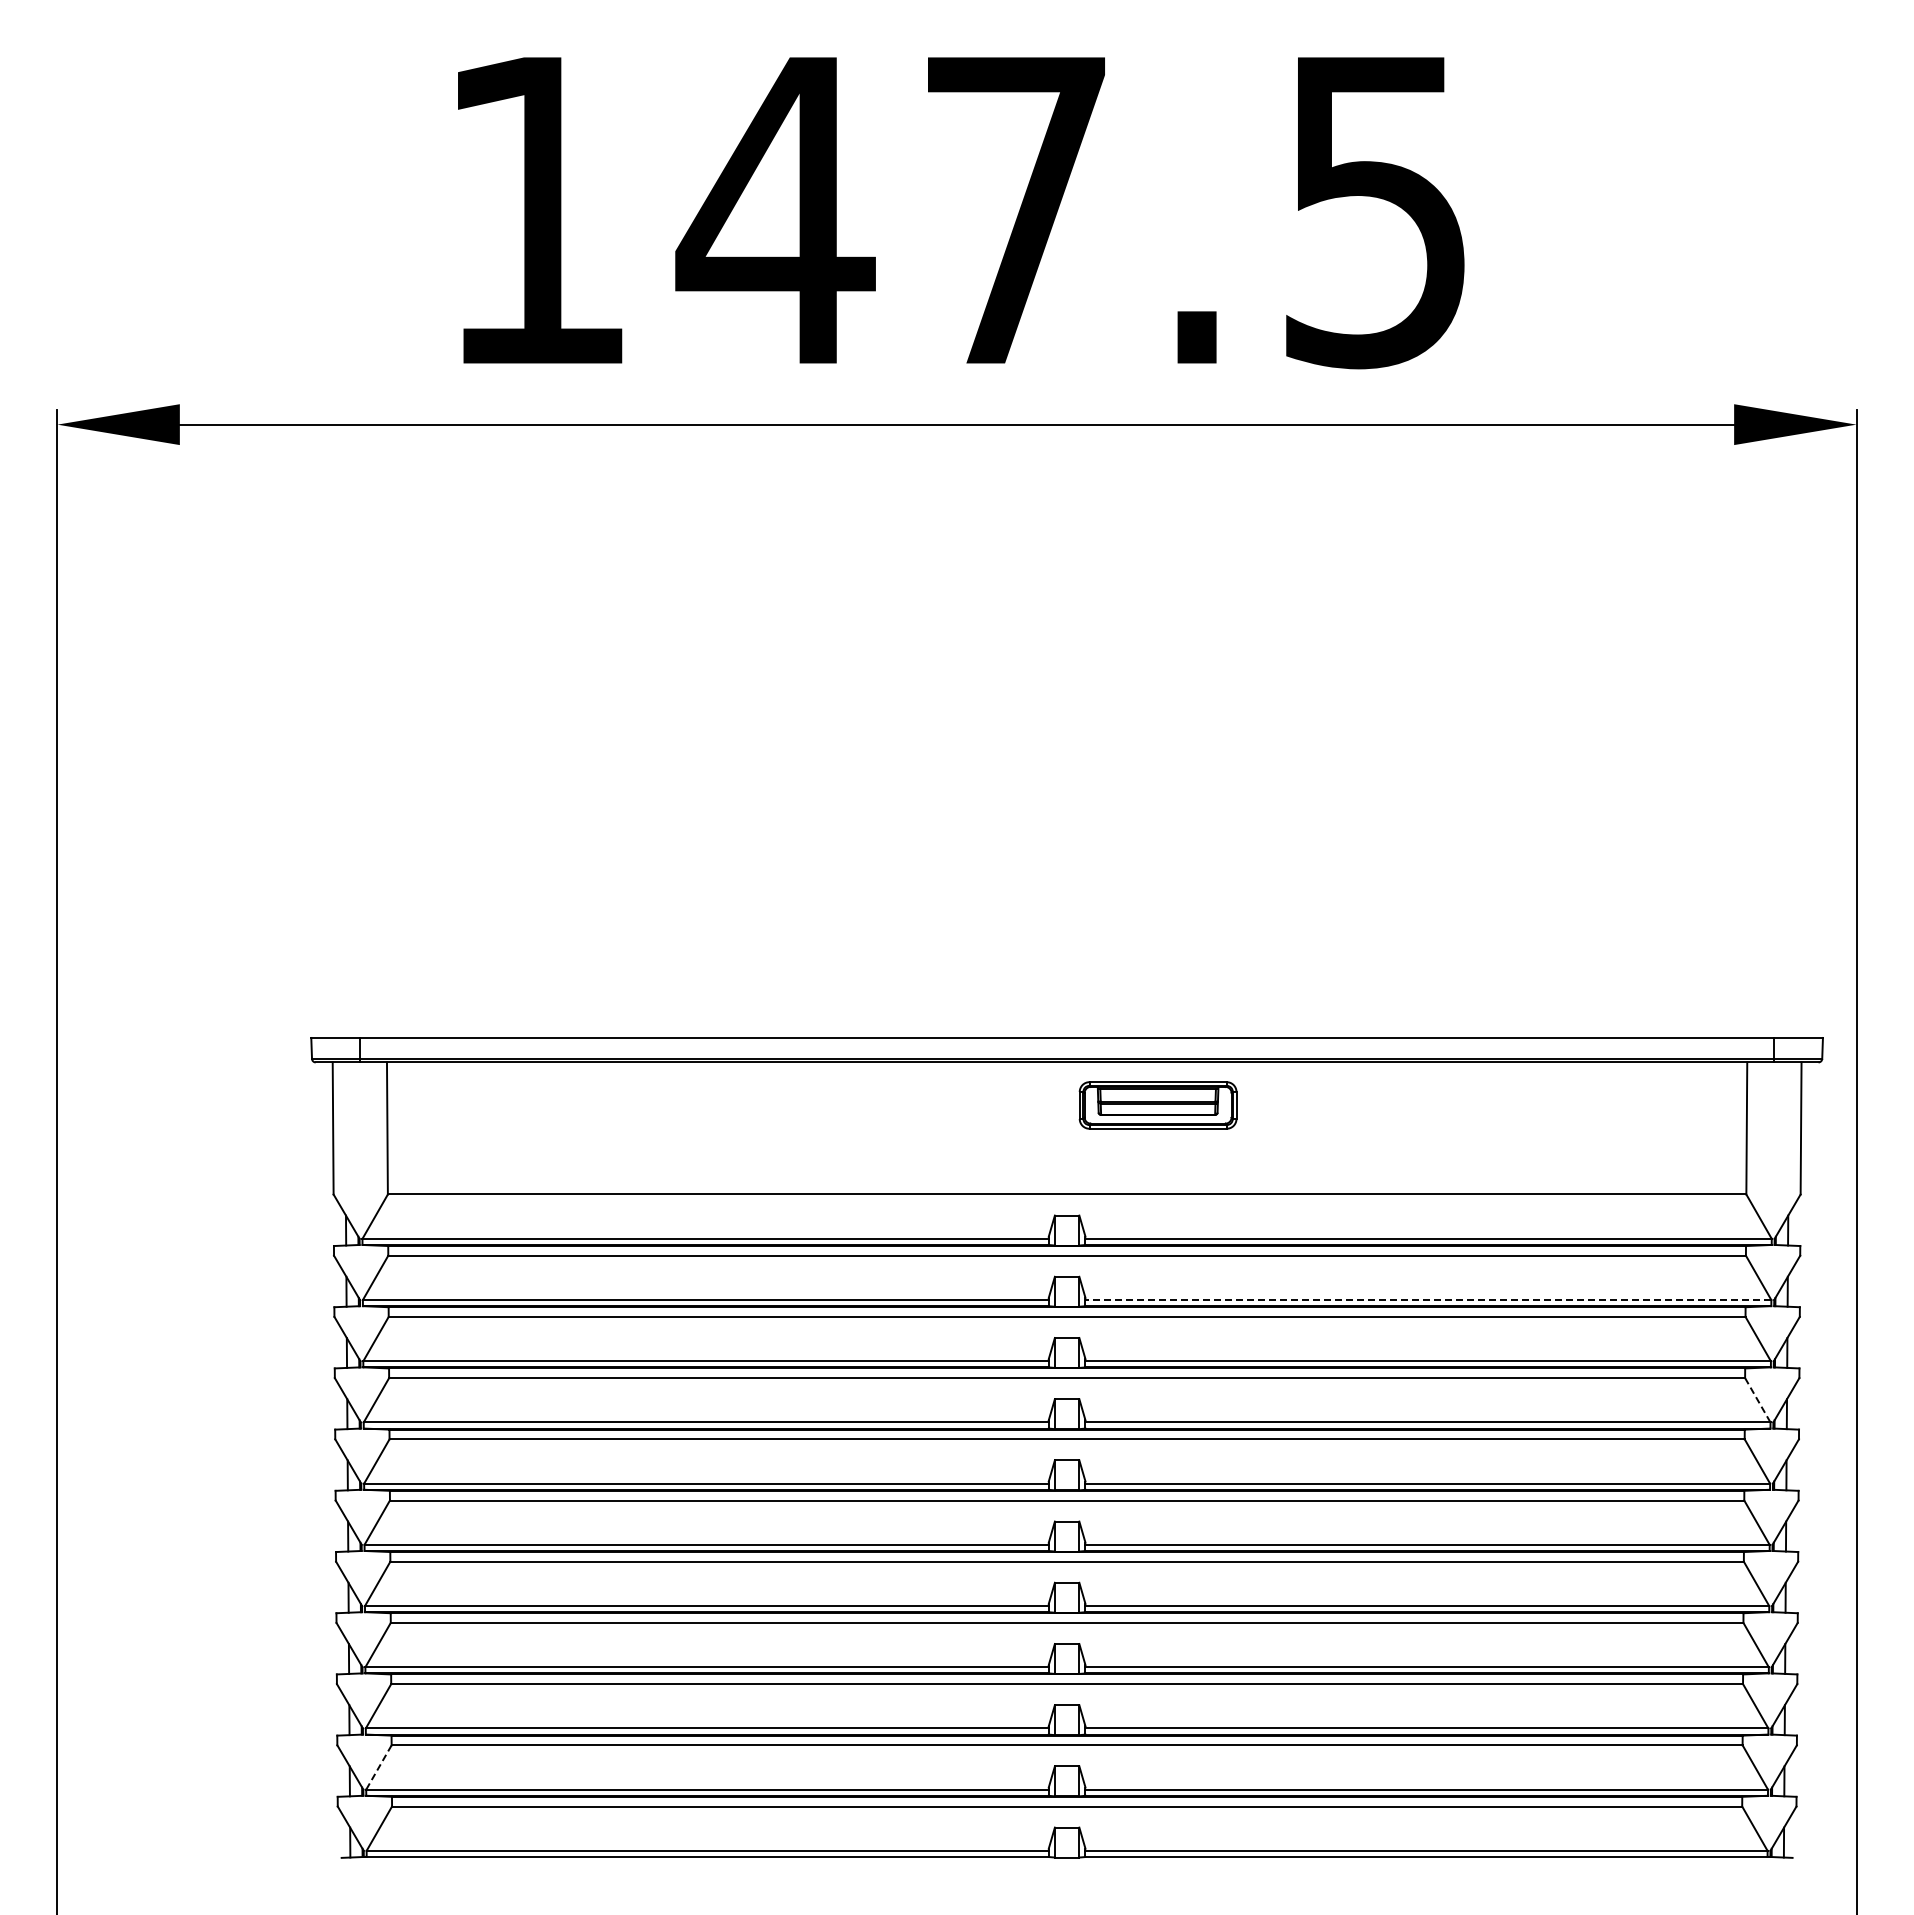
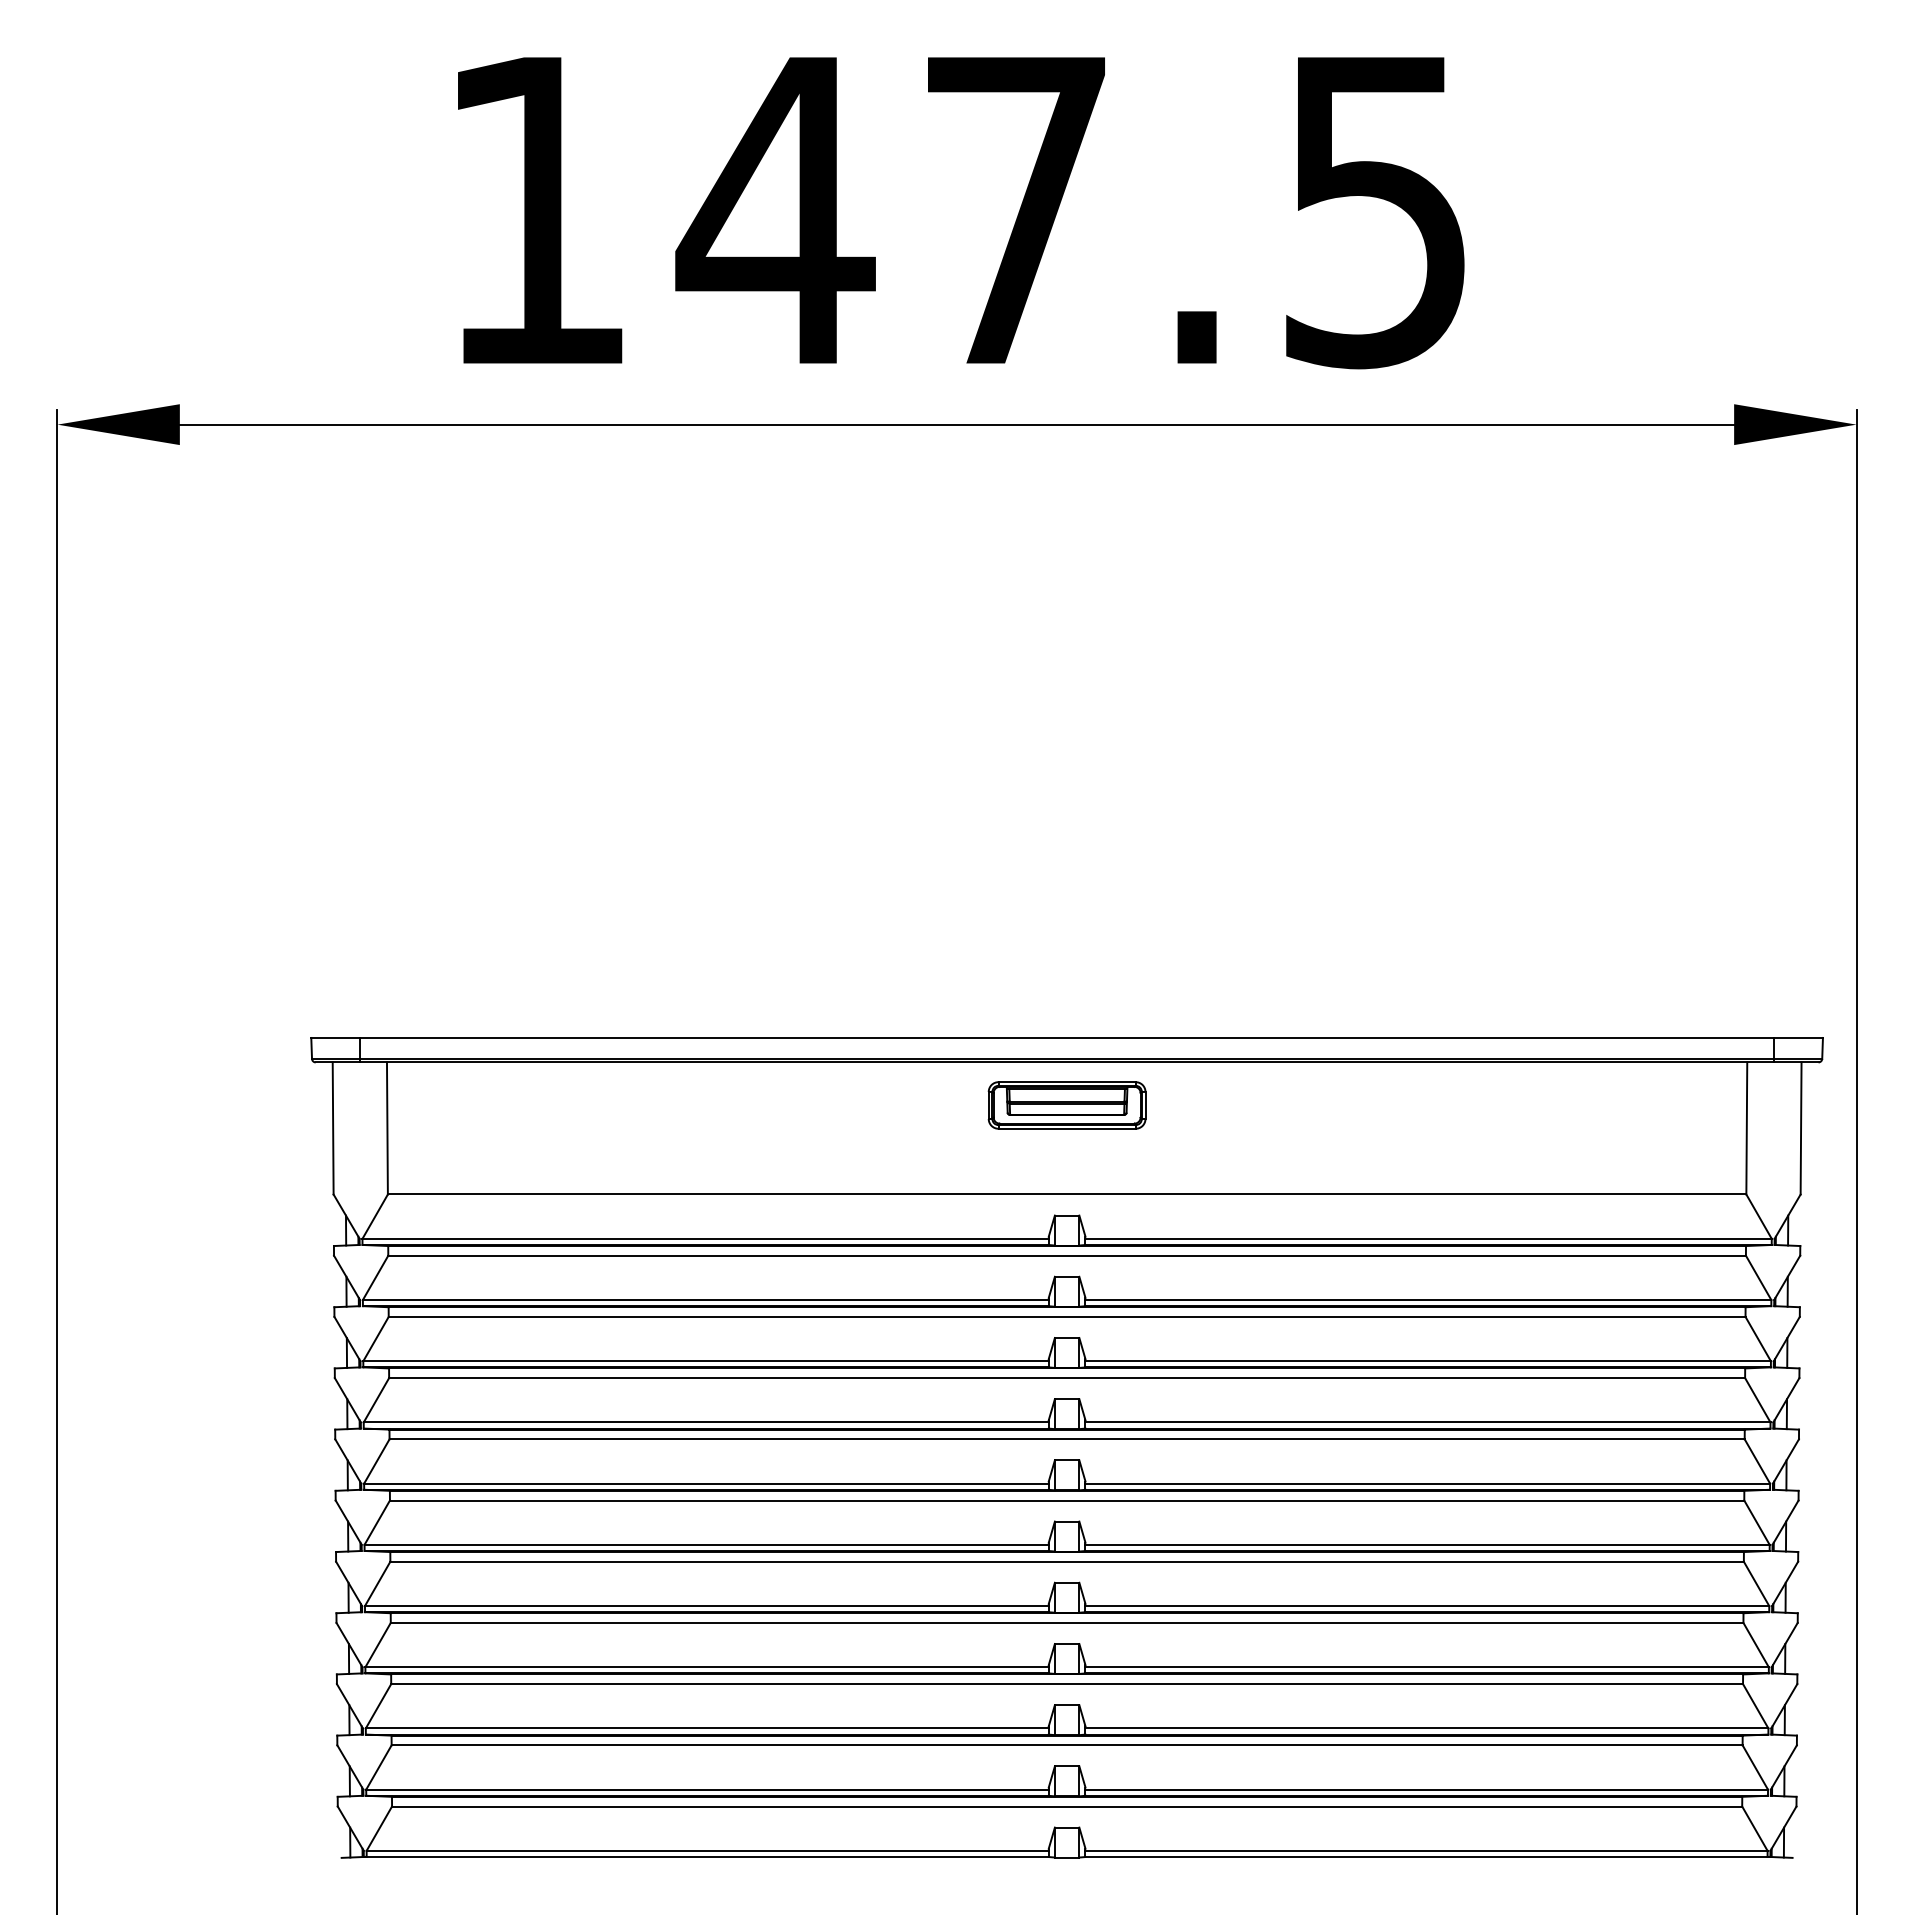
part position: (1157, 1105) -> (1066, 1105) (1066, 1105)
line: dashed -> solid (1428, 1300)
line: dashed -> solid (1757, 1400)
line: dashed -> solid (378, 1767)
